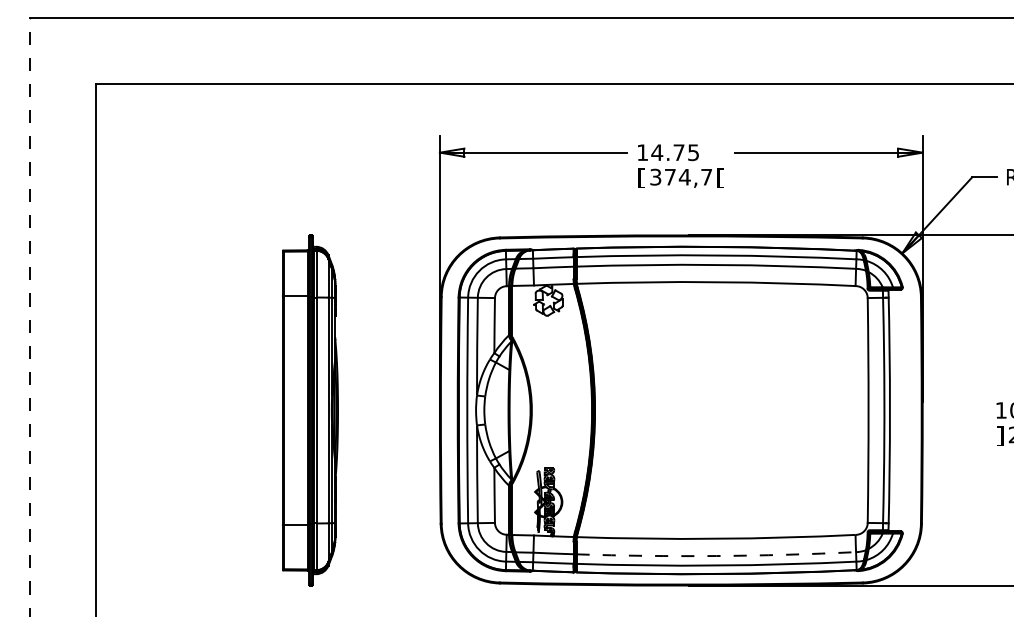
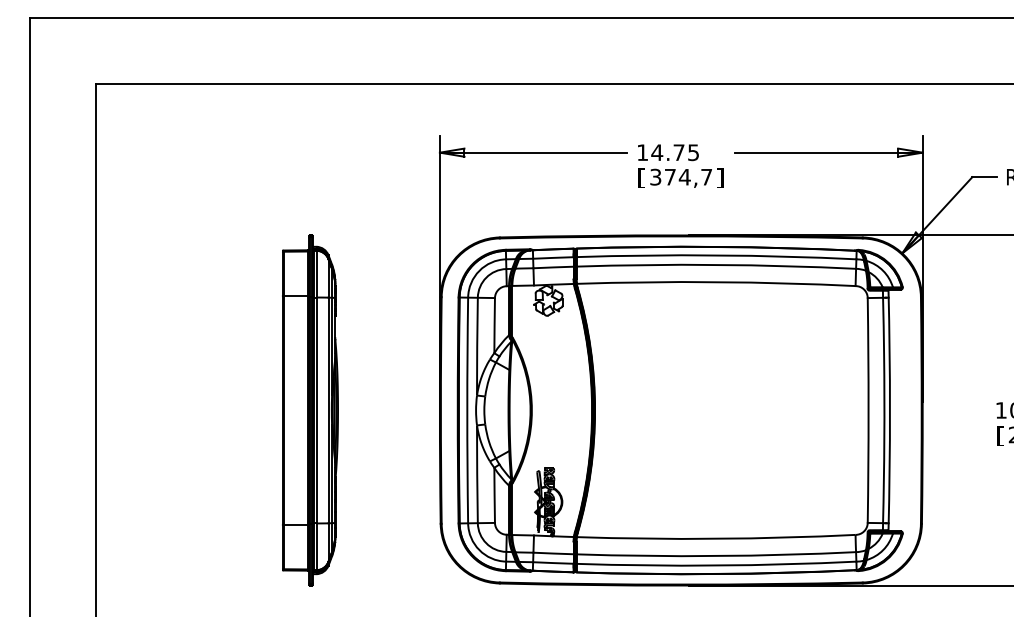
text: [ -> ] (720, 178)
line: dashed -> solid (30, 317)
text: ] -> [ (1000, 436)
arc: dashed -> solid (716, 556)
